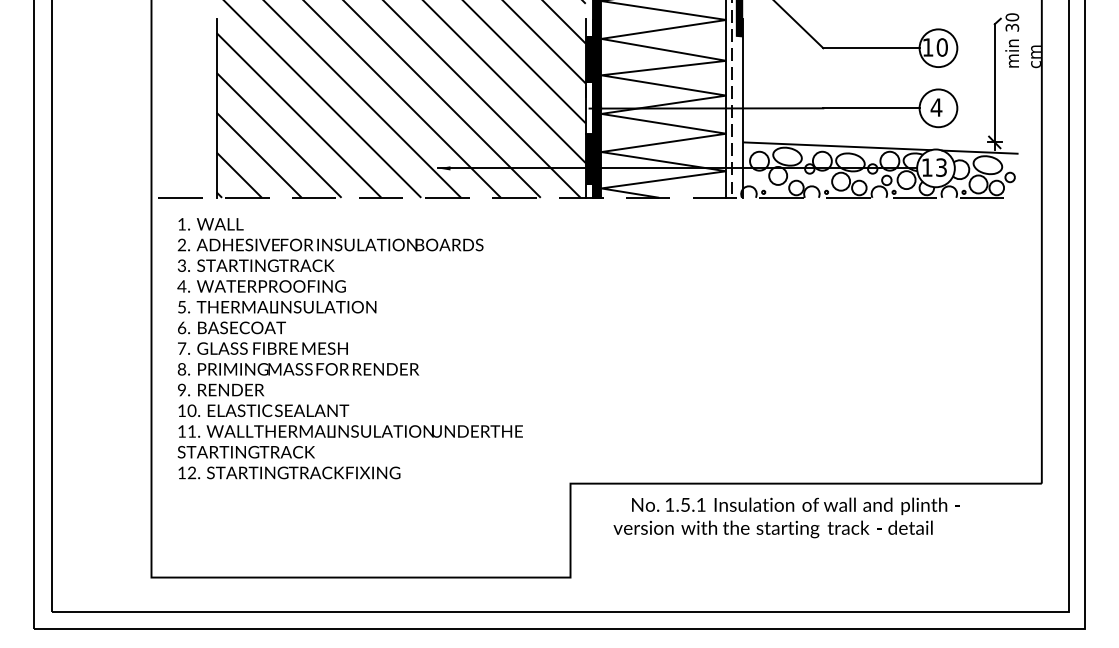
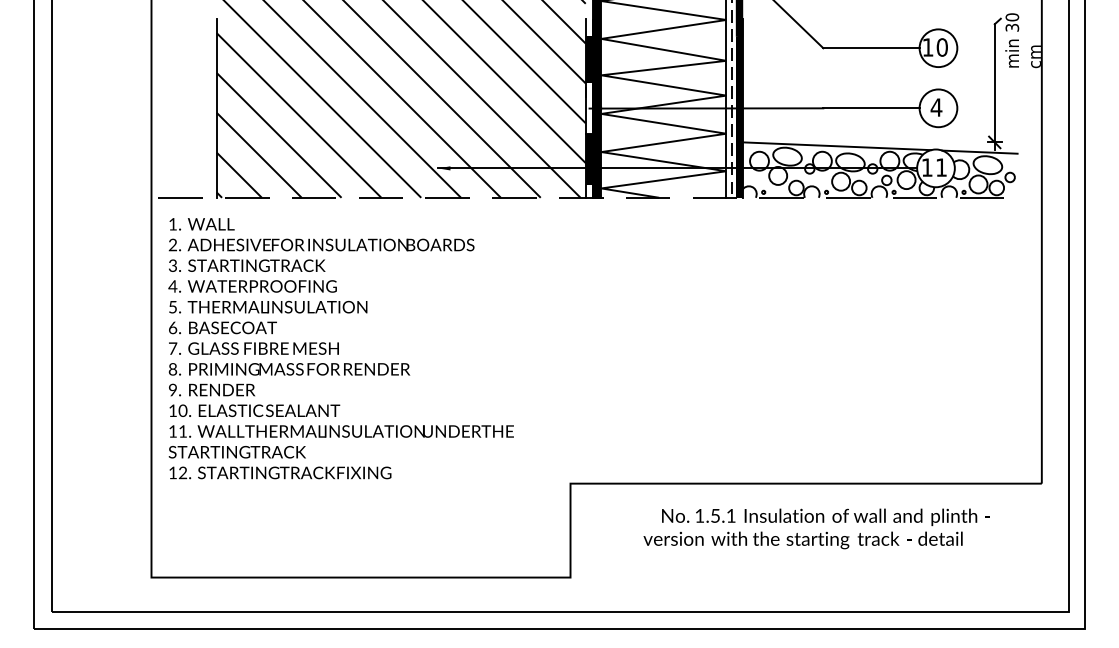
fill: none -> present (739, 116)
text: 13 -> 11 (941, 167)
text position: (349, 348) -> (340, 348) (340, 348)
text position: (786, 517) -> (816, 528) (816, 528)
